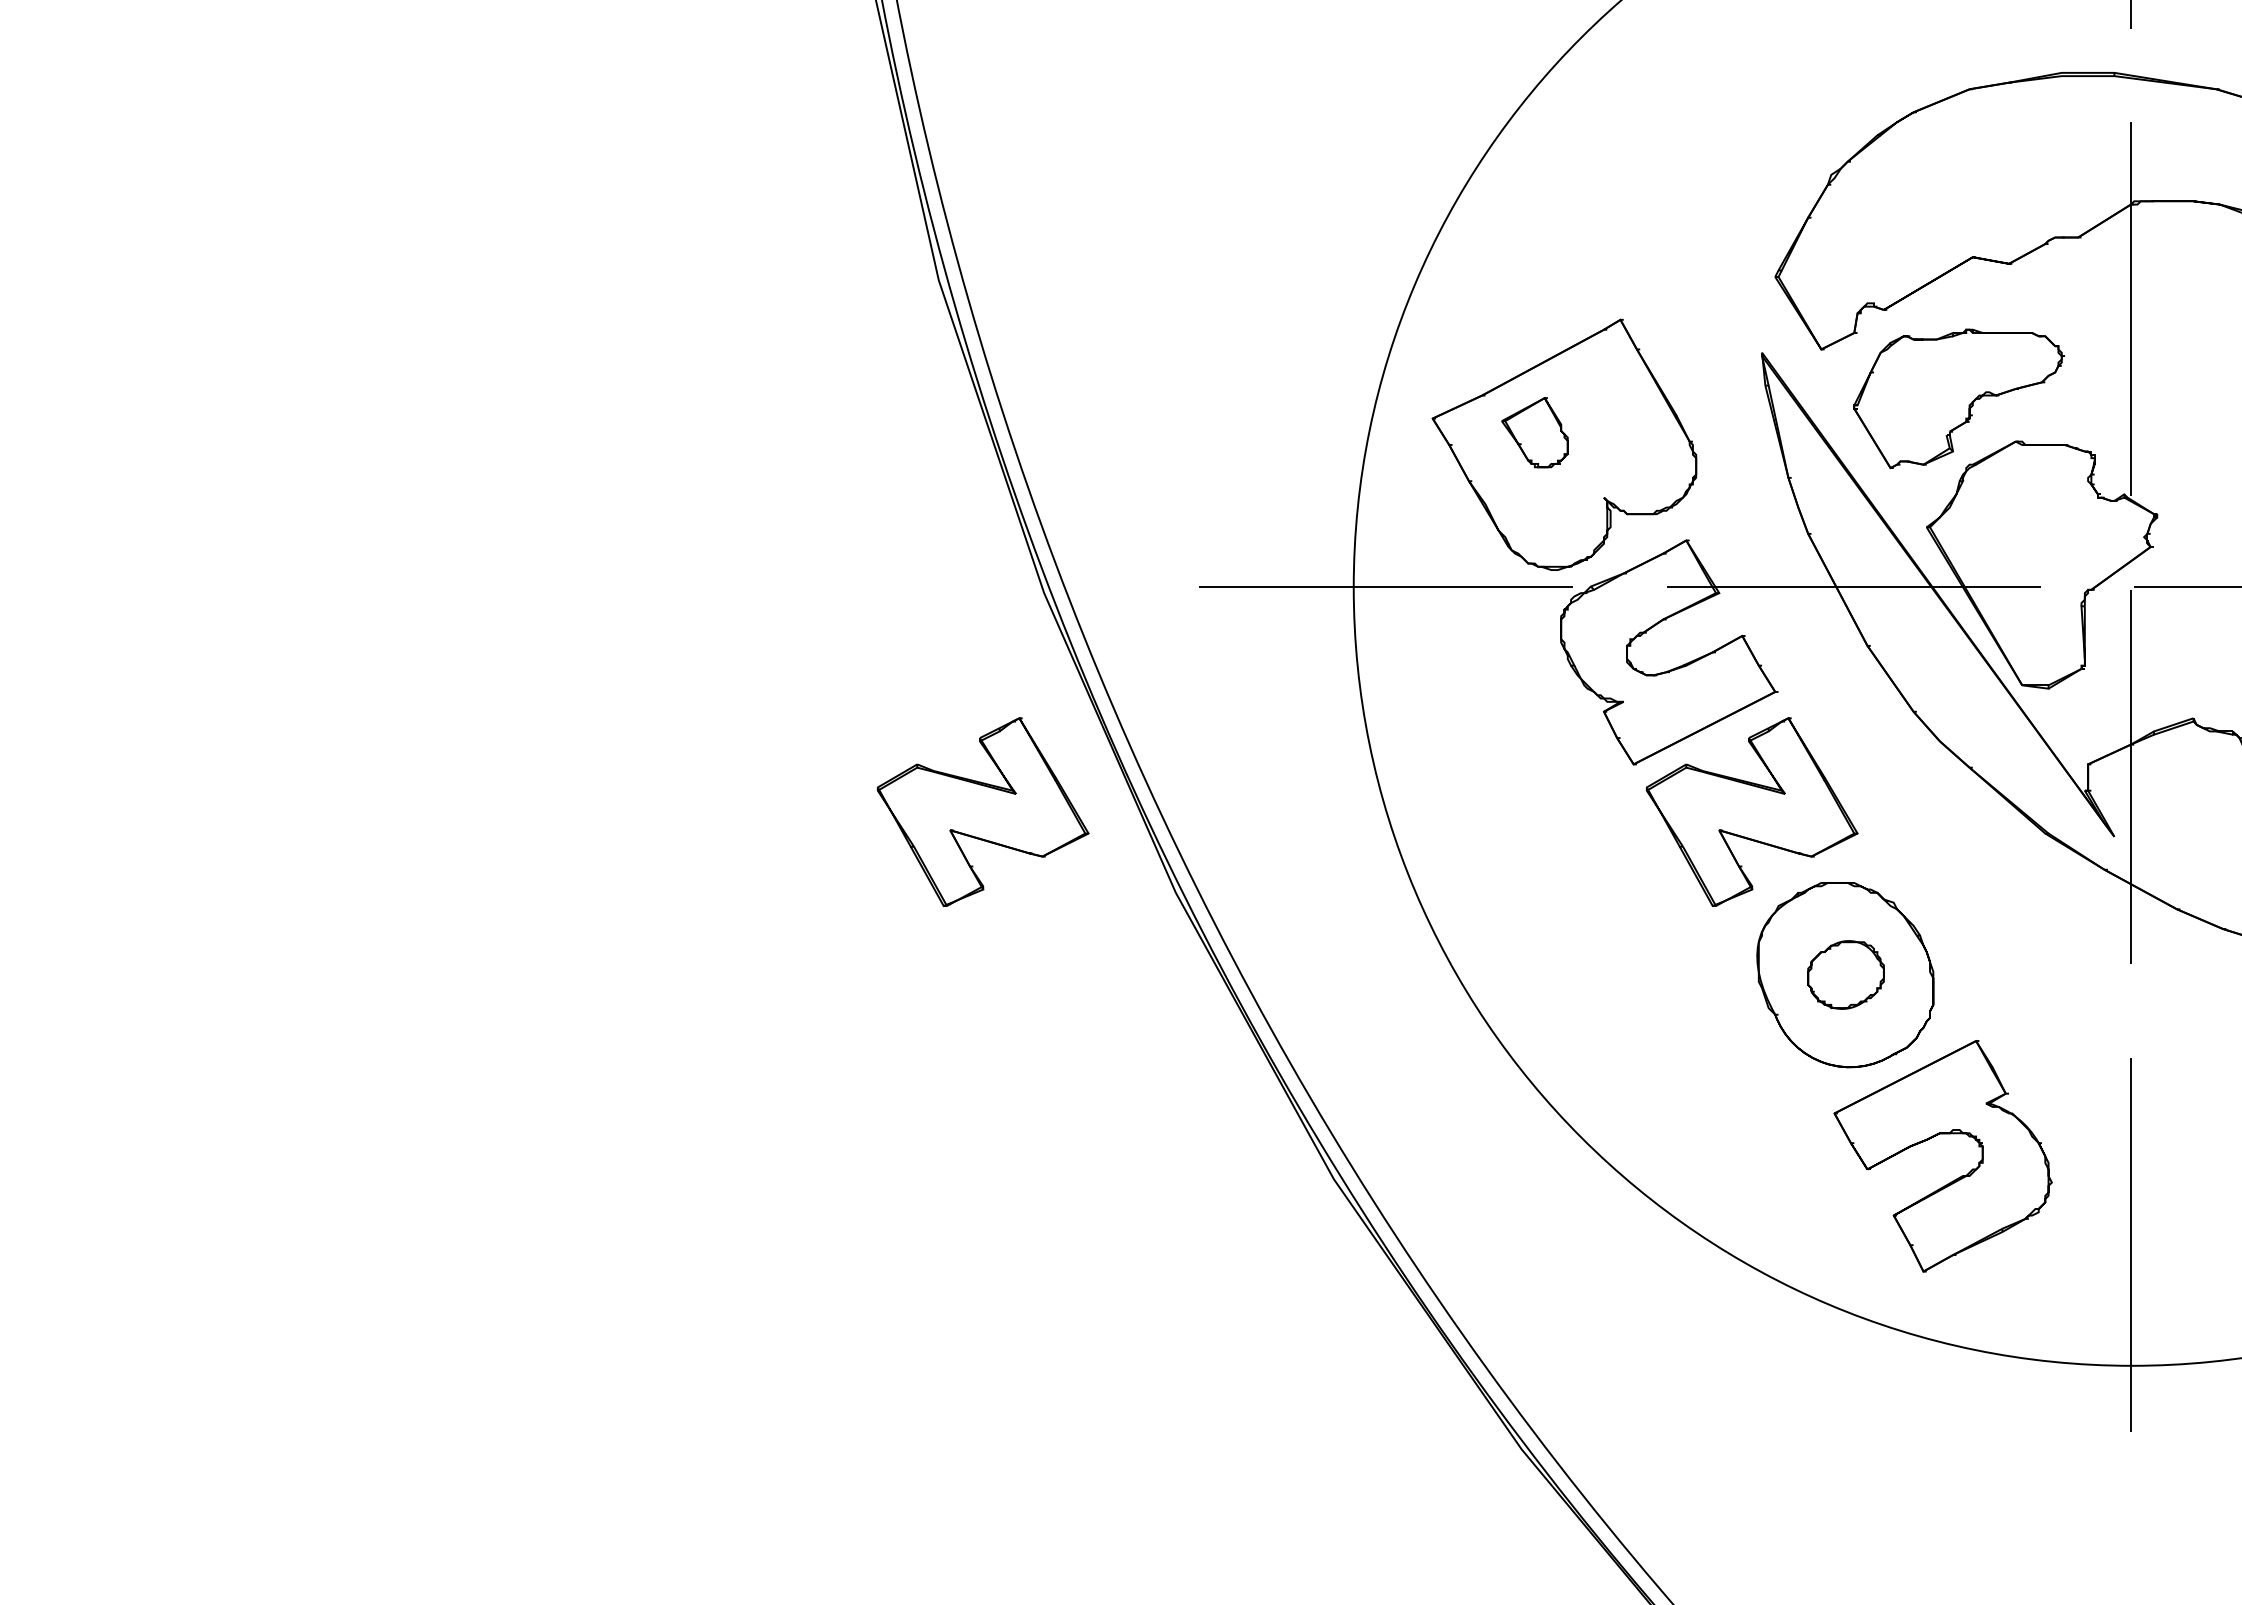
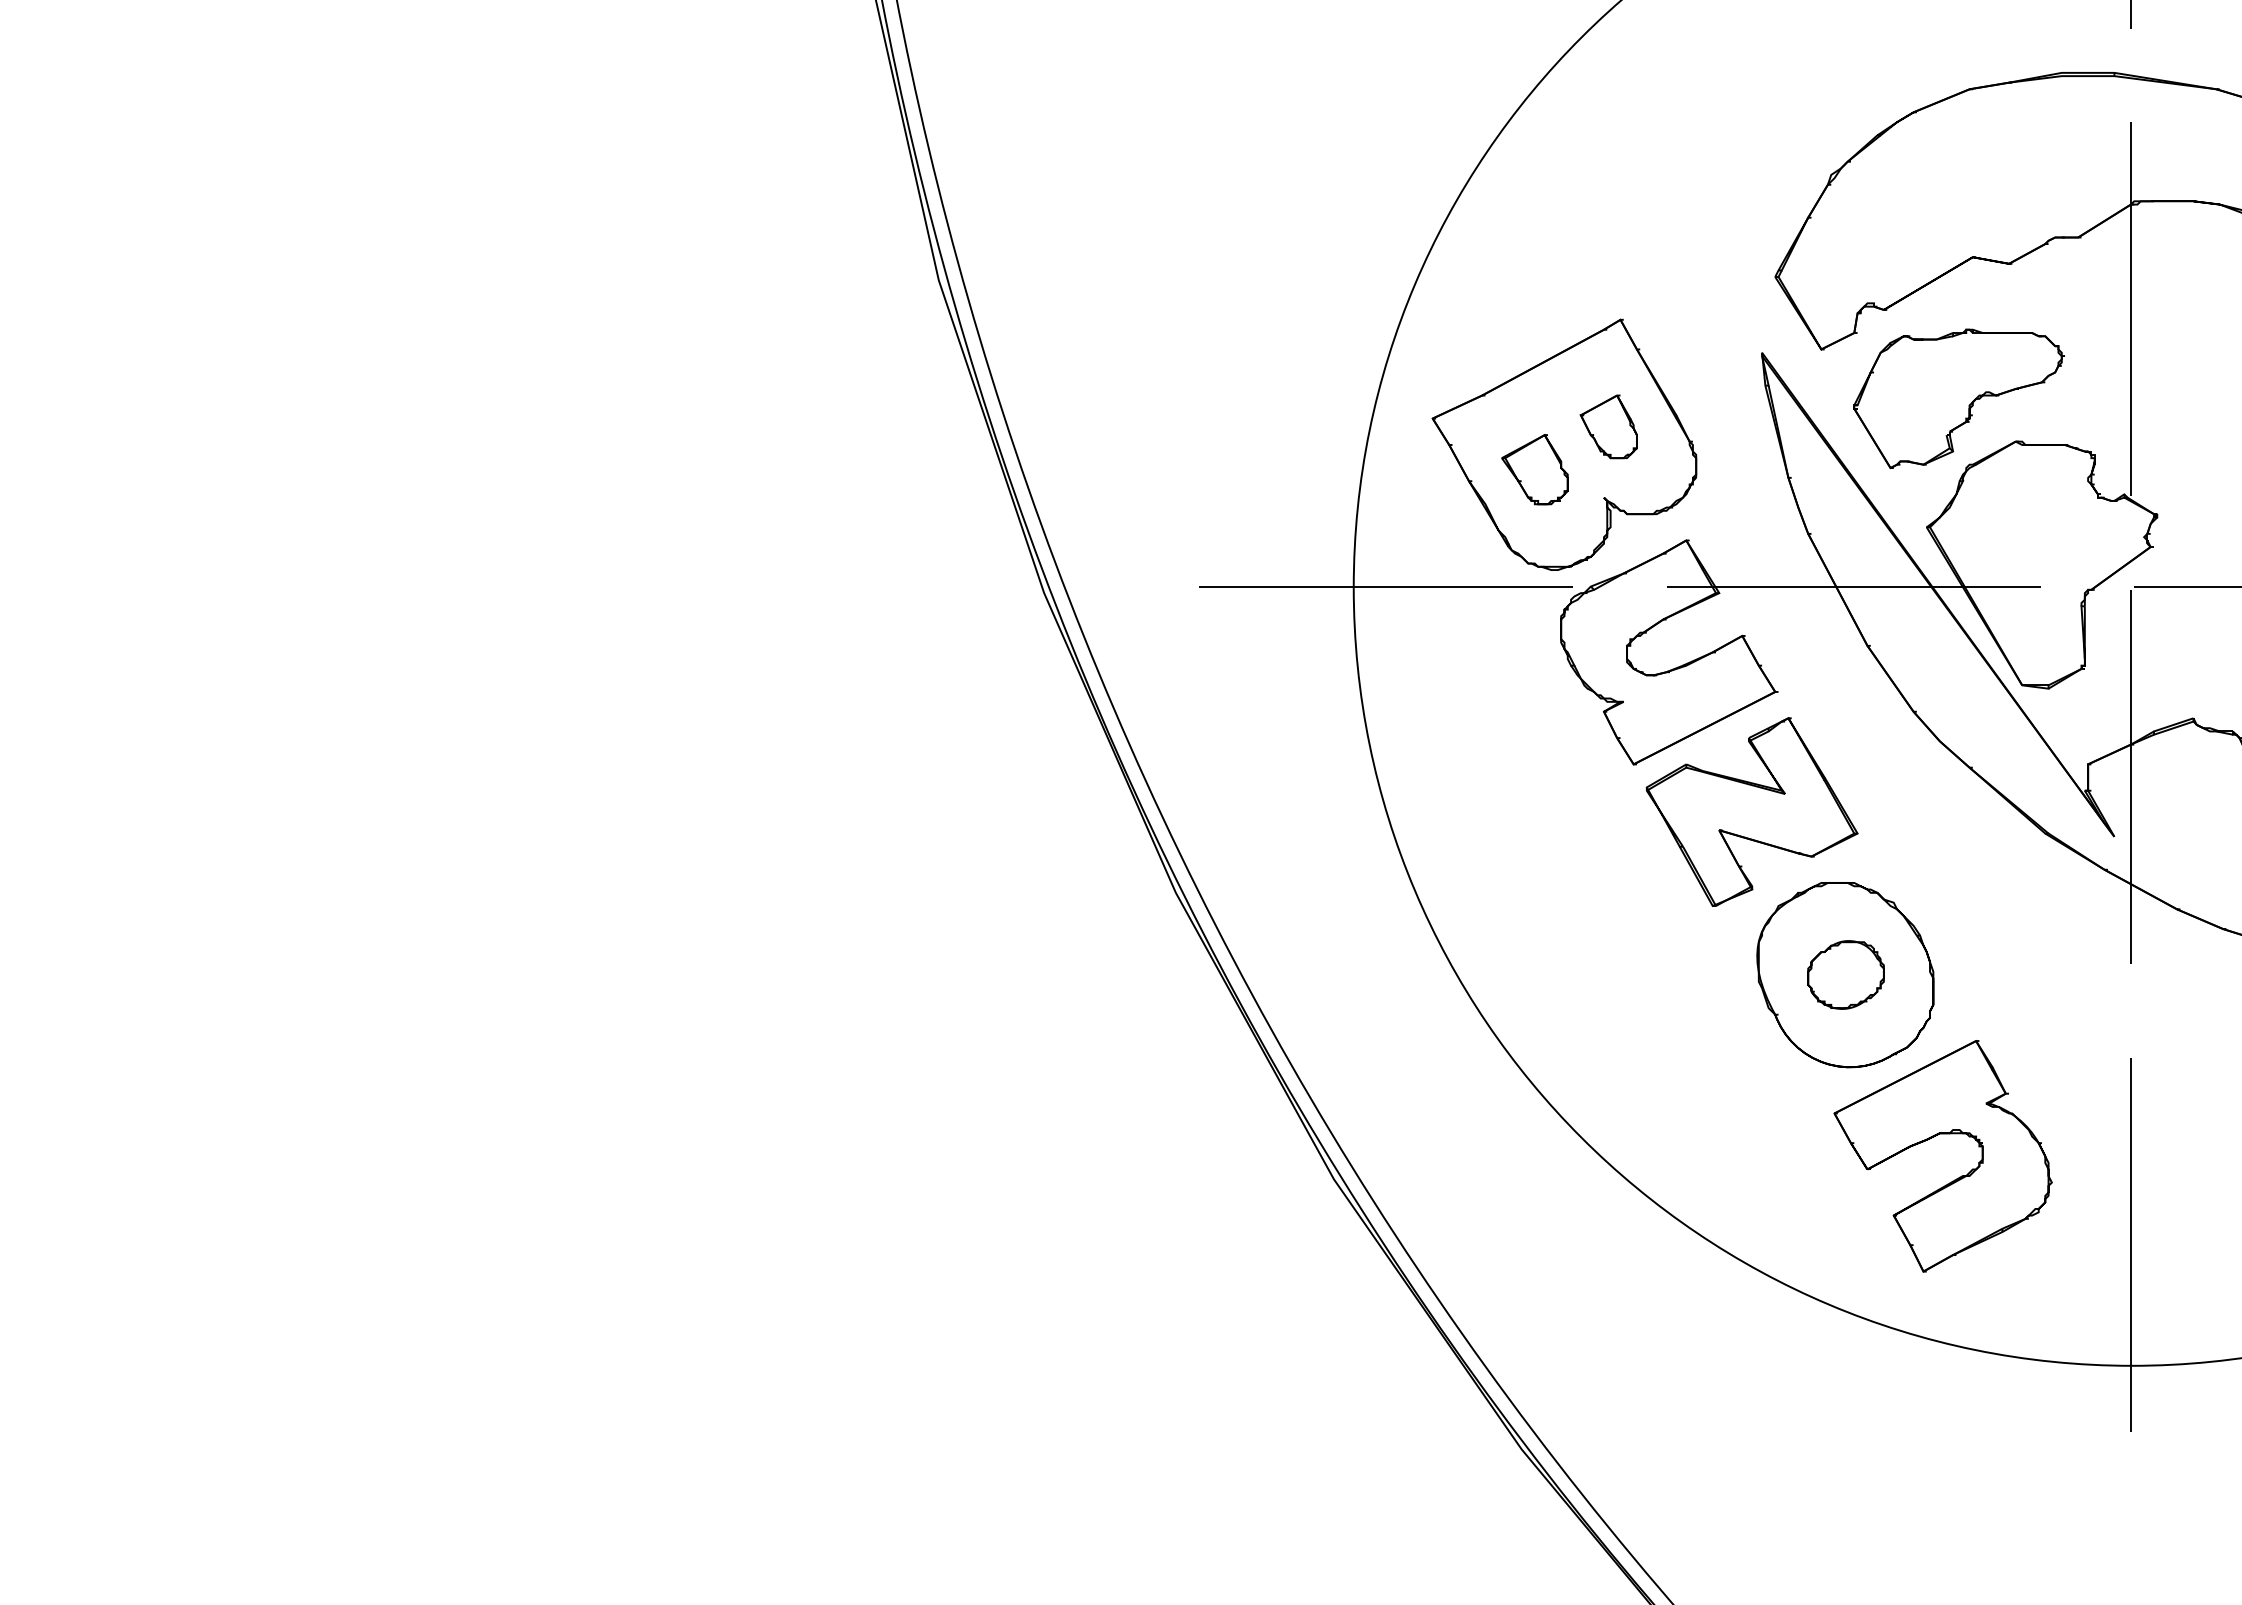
part: none -> present (1608, 426)
part position: (1534, 432) -> (1534, 469) (1534, 469)
part: present -> none (983, 811)
